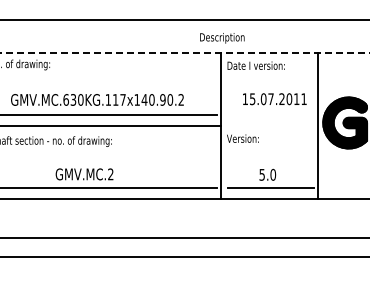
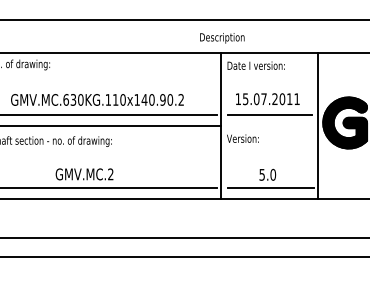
line: dashed -> solid (184, 53)
text: GMV.MC.630KG.117x140.90.2 -> GMV.MC.630KG.110x140.90.2 (122, 99)
text position: (274, 99) -> (267, 99) (267, 99)
line: none -> present (270, 114)
